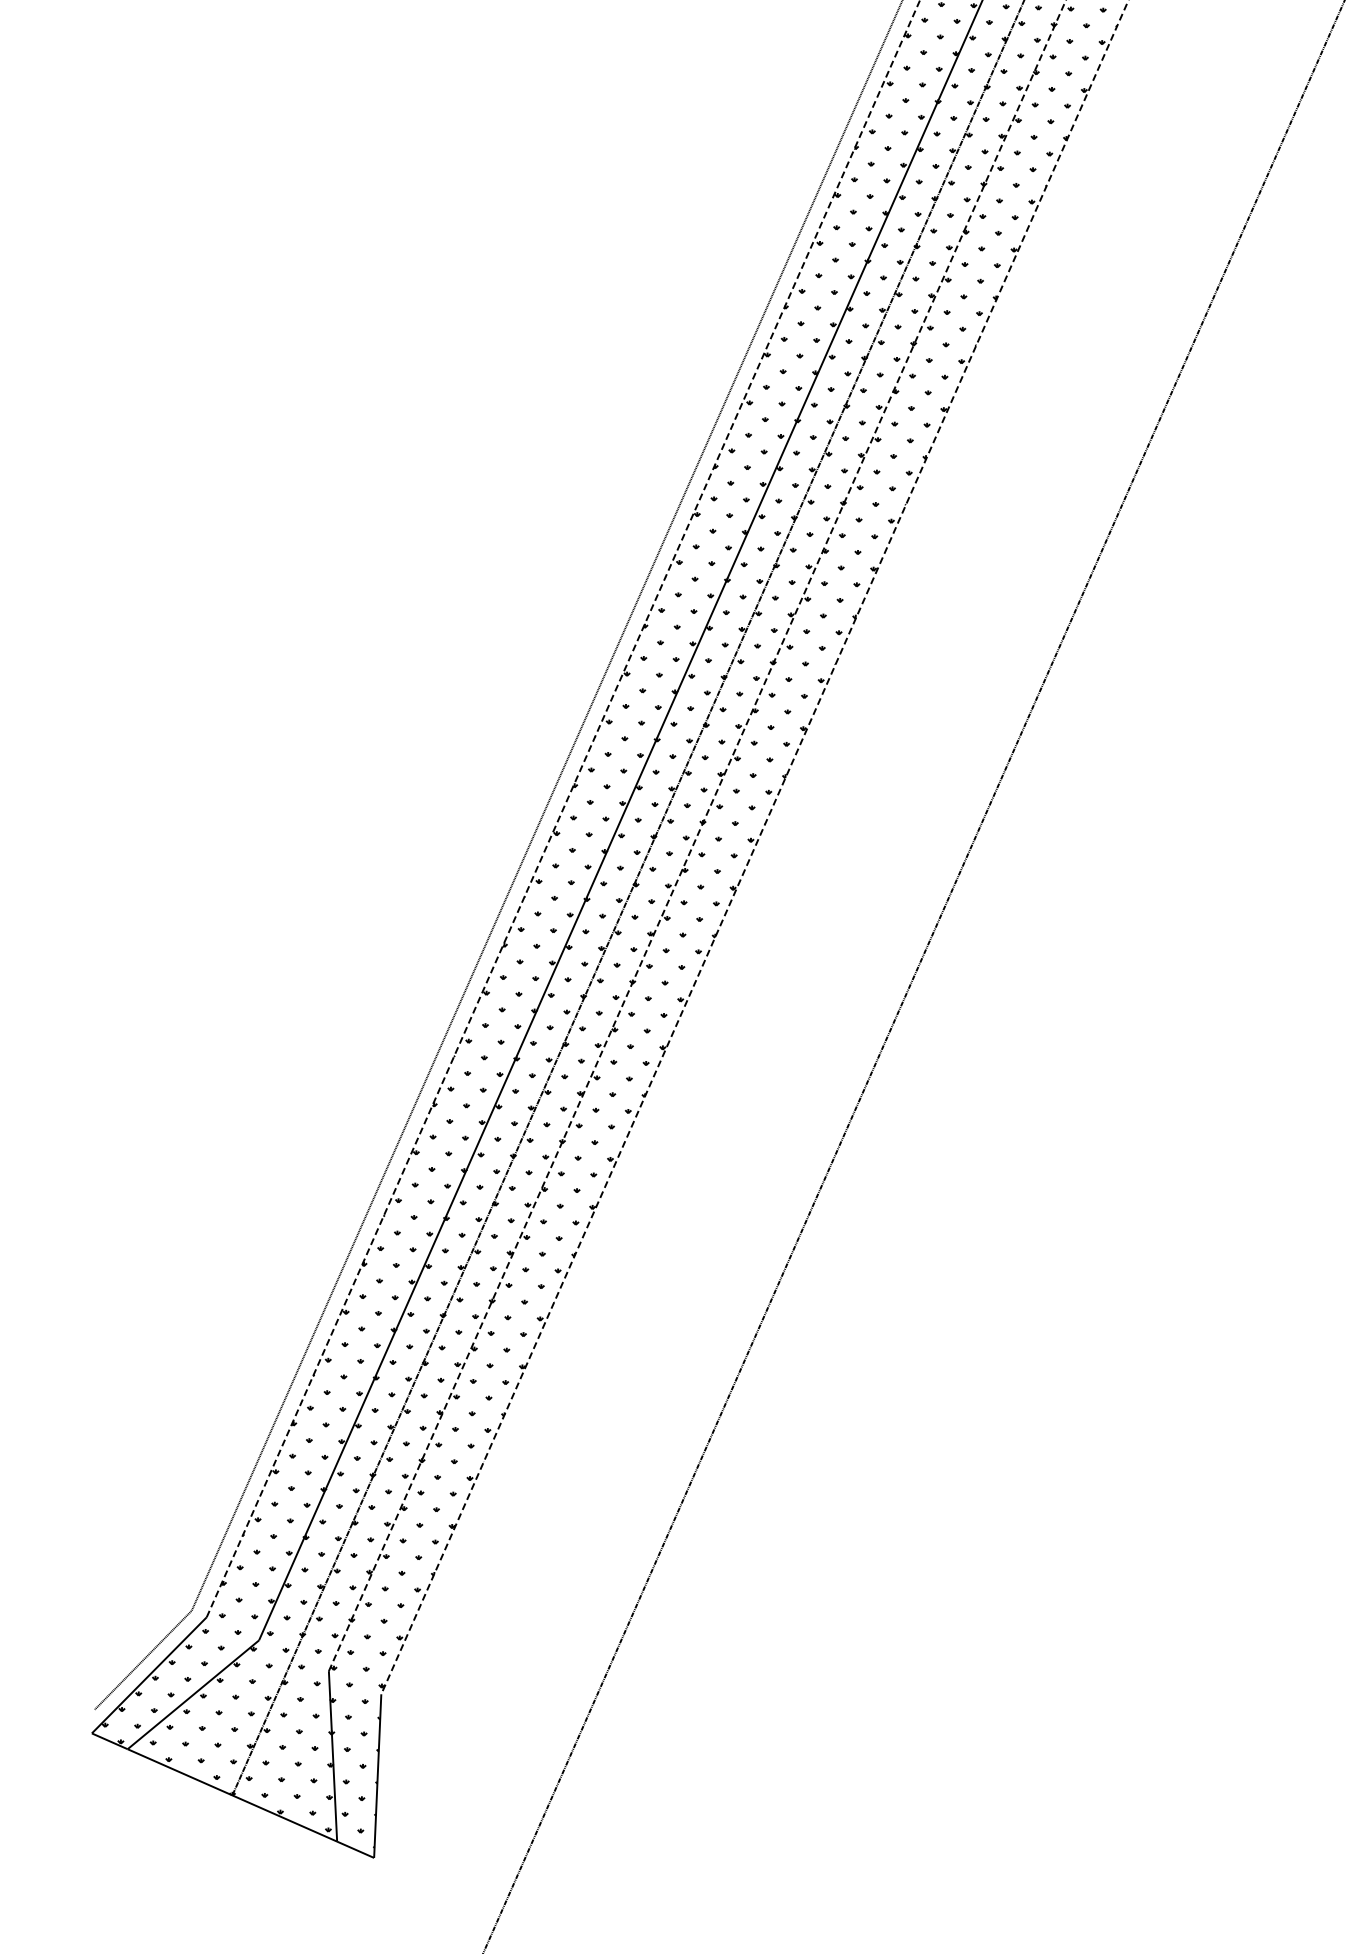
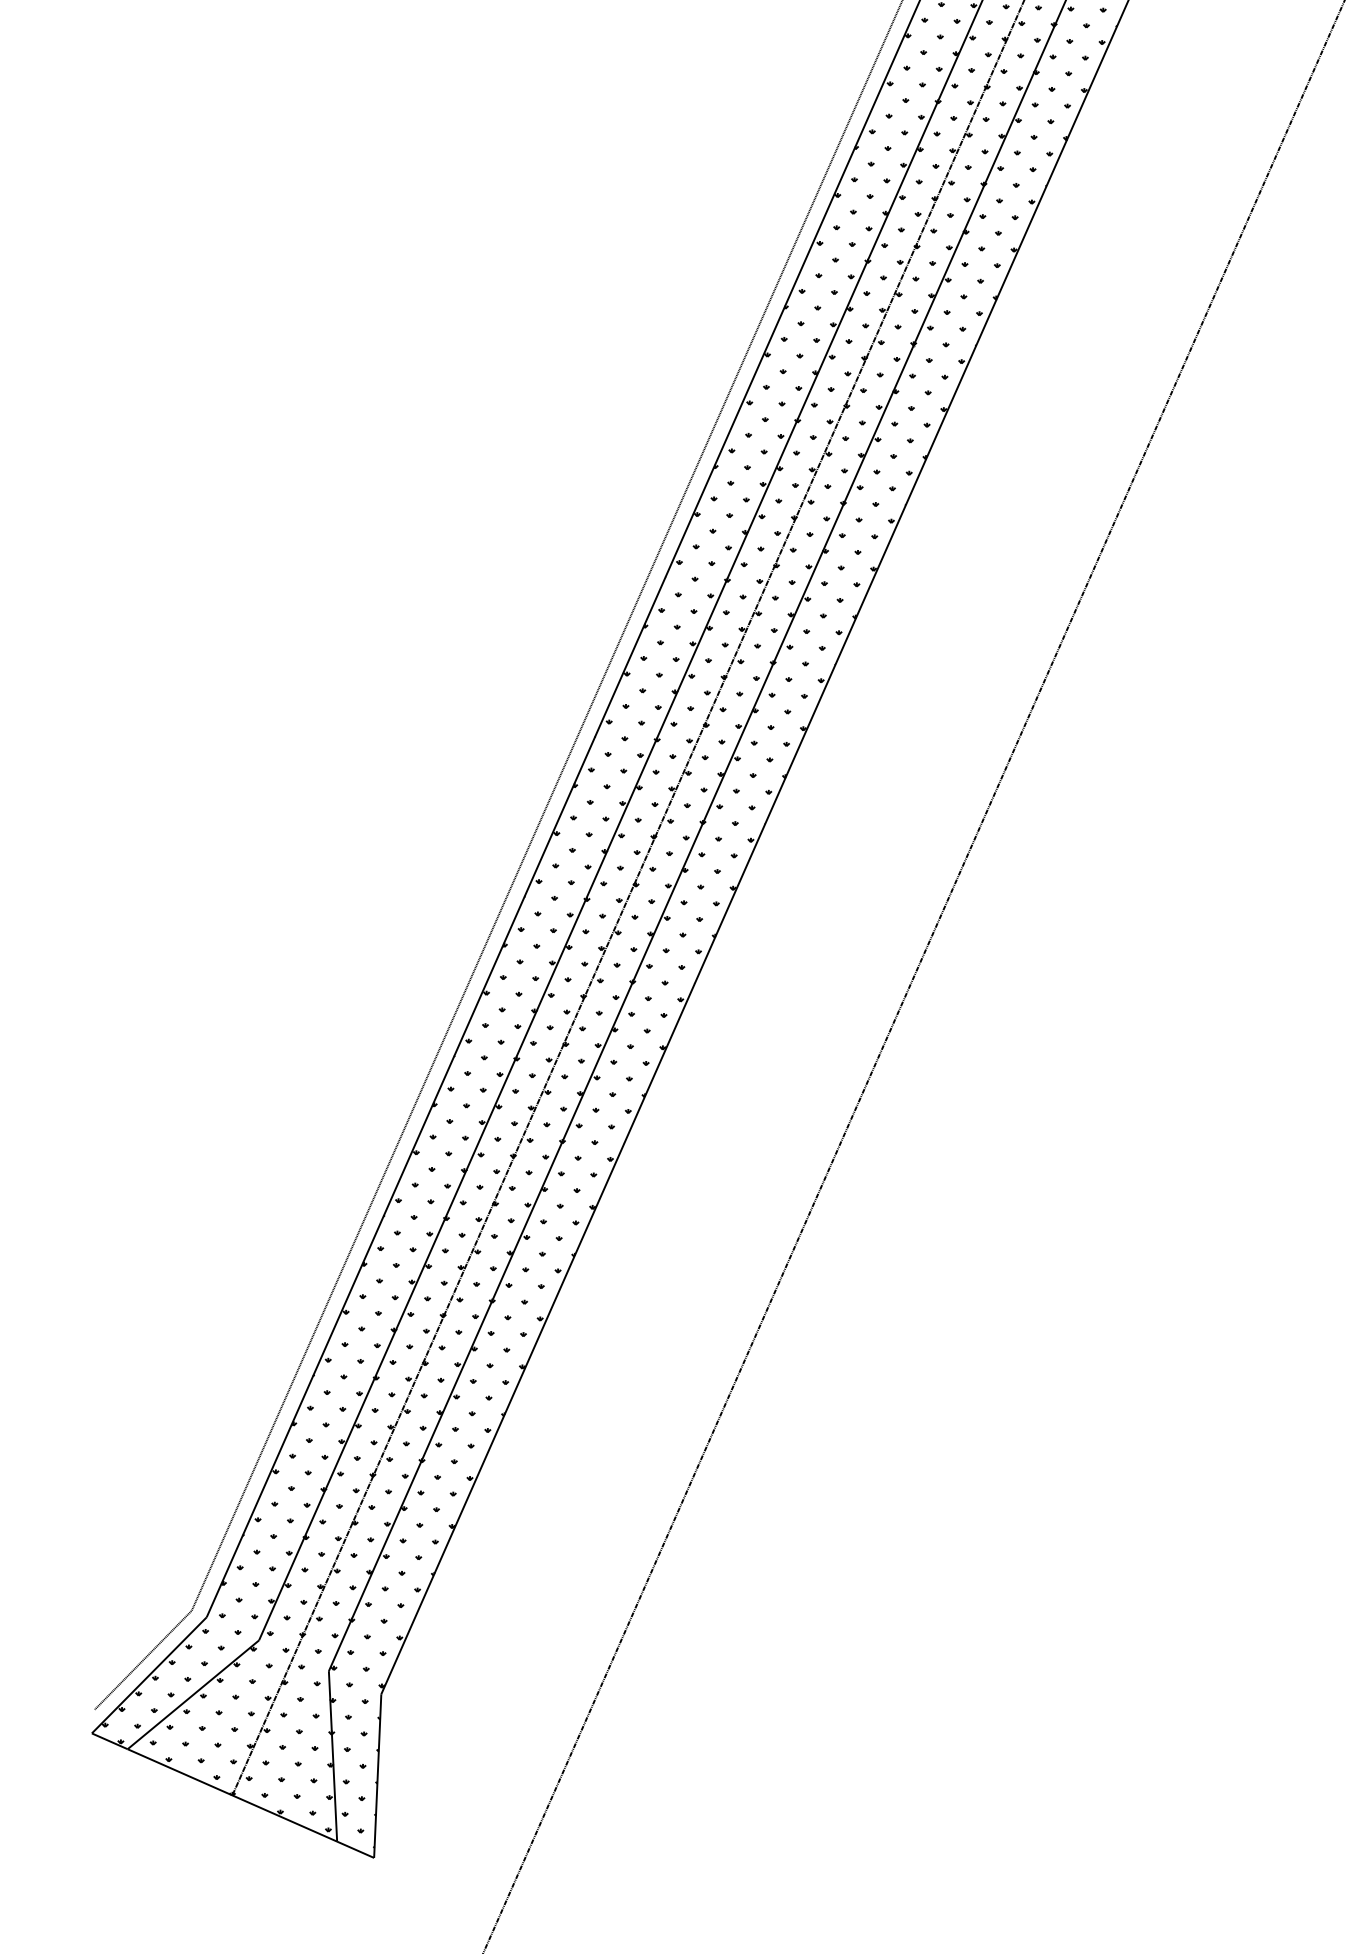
line: dashed -> solid (1111, 39)
line: dashed -> solid (697, 835)
